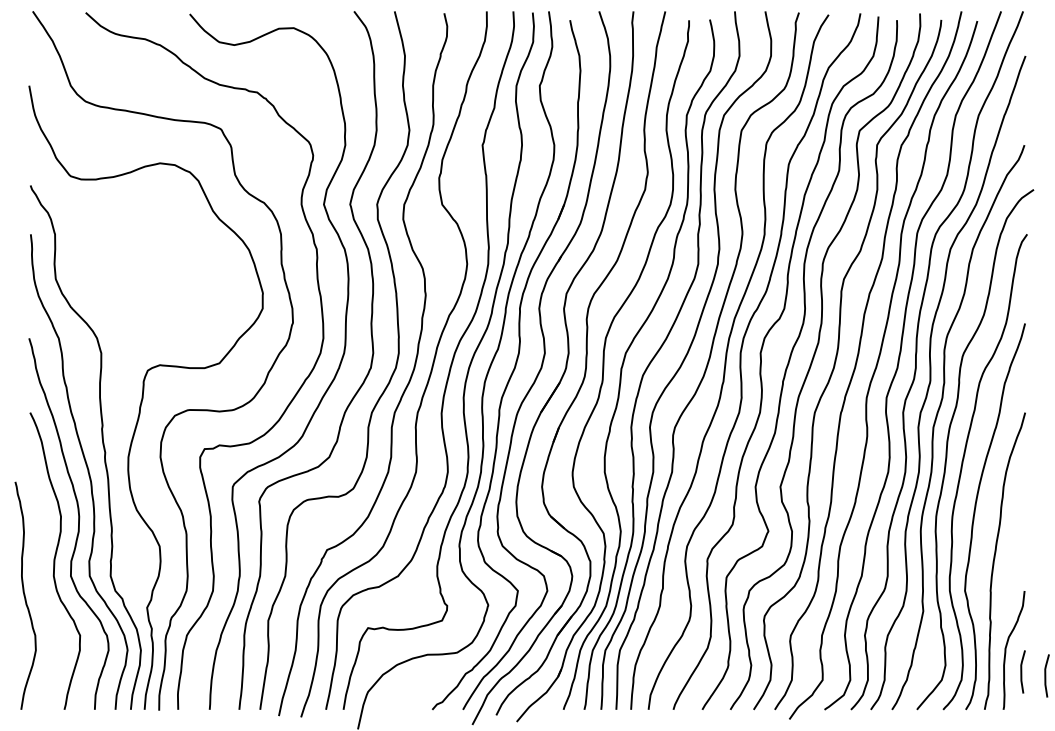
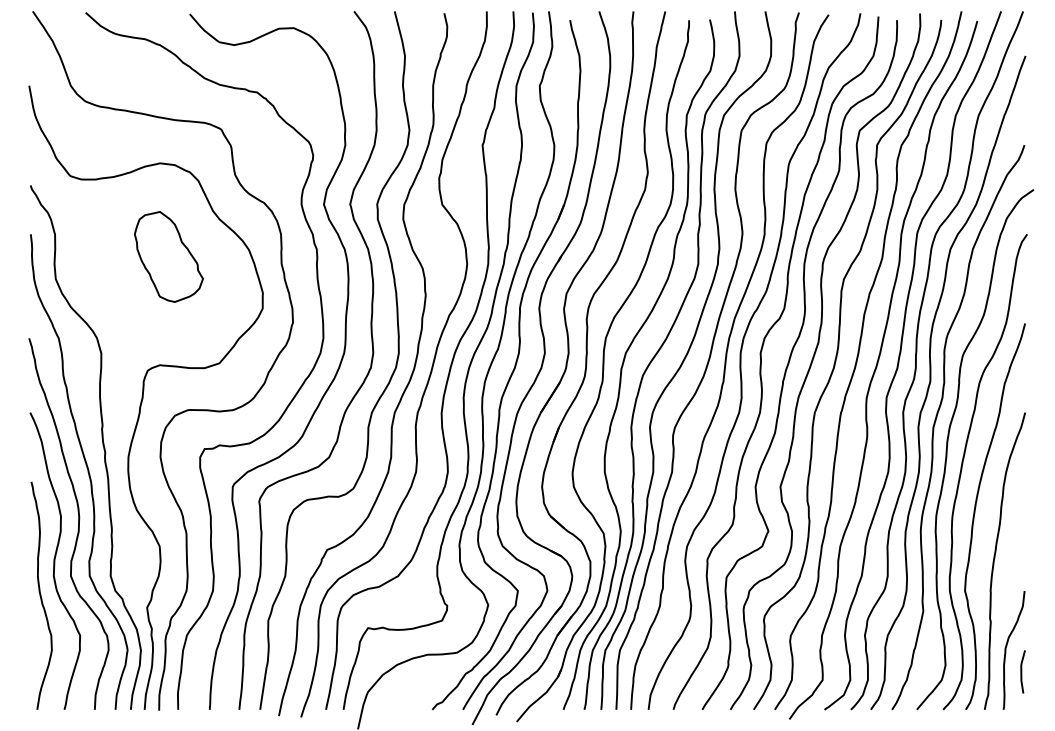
part: none -> present (168, 256)
curve position: (25, 595) -> (41, 595) (41, 595)
line: present -> none (1046, 675)
